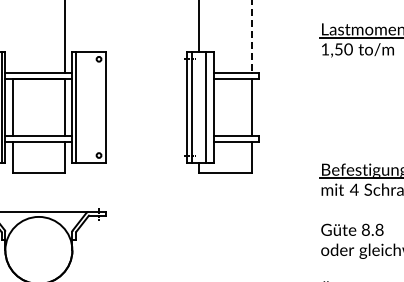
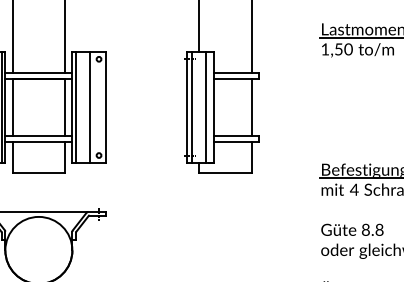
line: none -> present (12, 37)
line: dashed -> solid (252, 37)
line: none -> present (89, 107)
